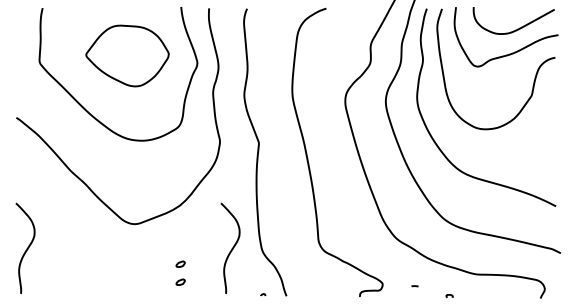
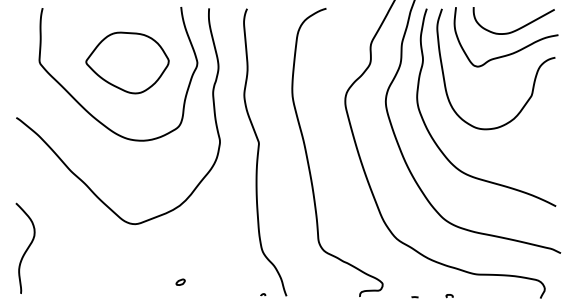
part position: (127, 55) -> (127, 62) (127, 62)
curve: present -> none (231, 248)
part: present -> none (180, 263)
line position: (414, 286) -> (414, 297) (414, 297)
